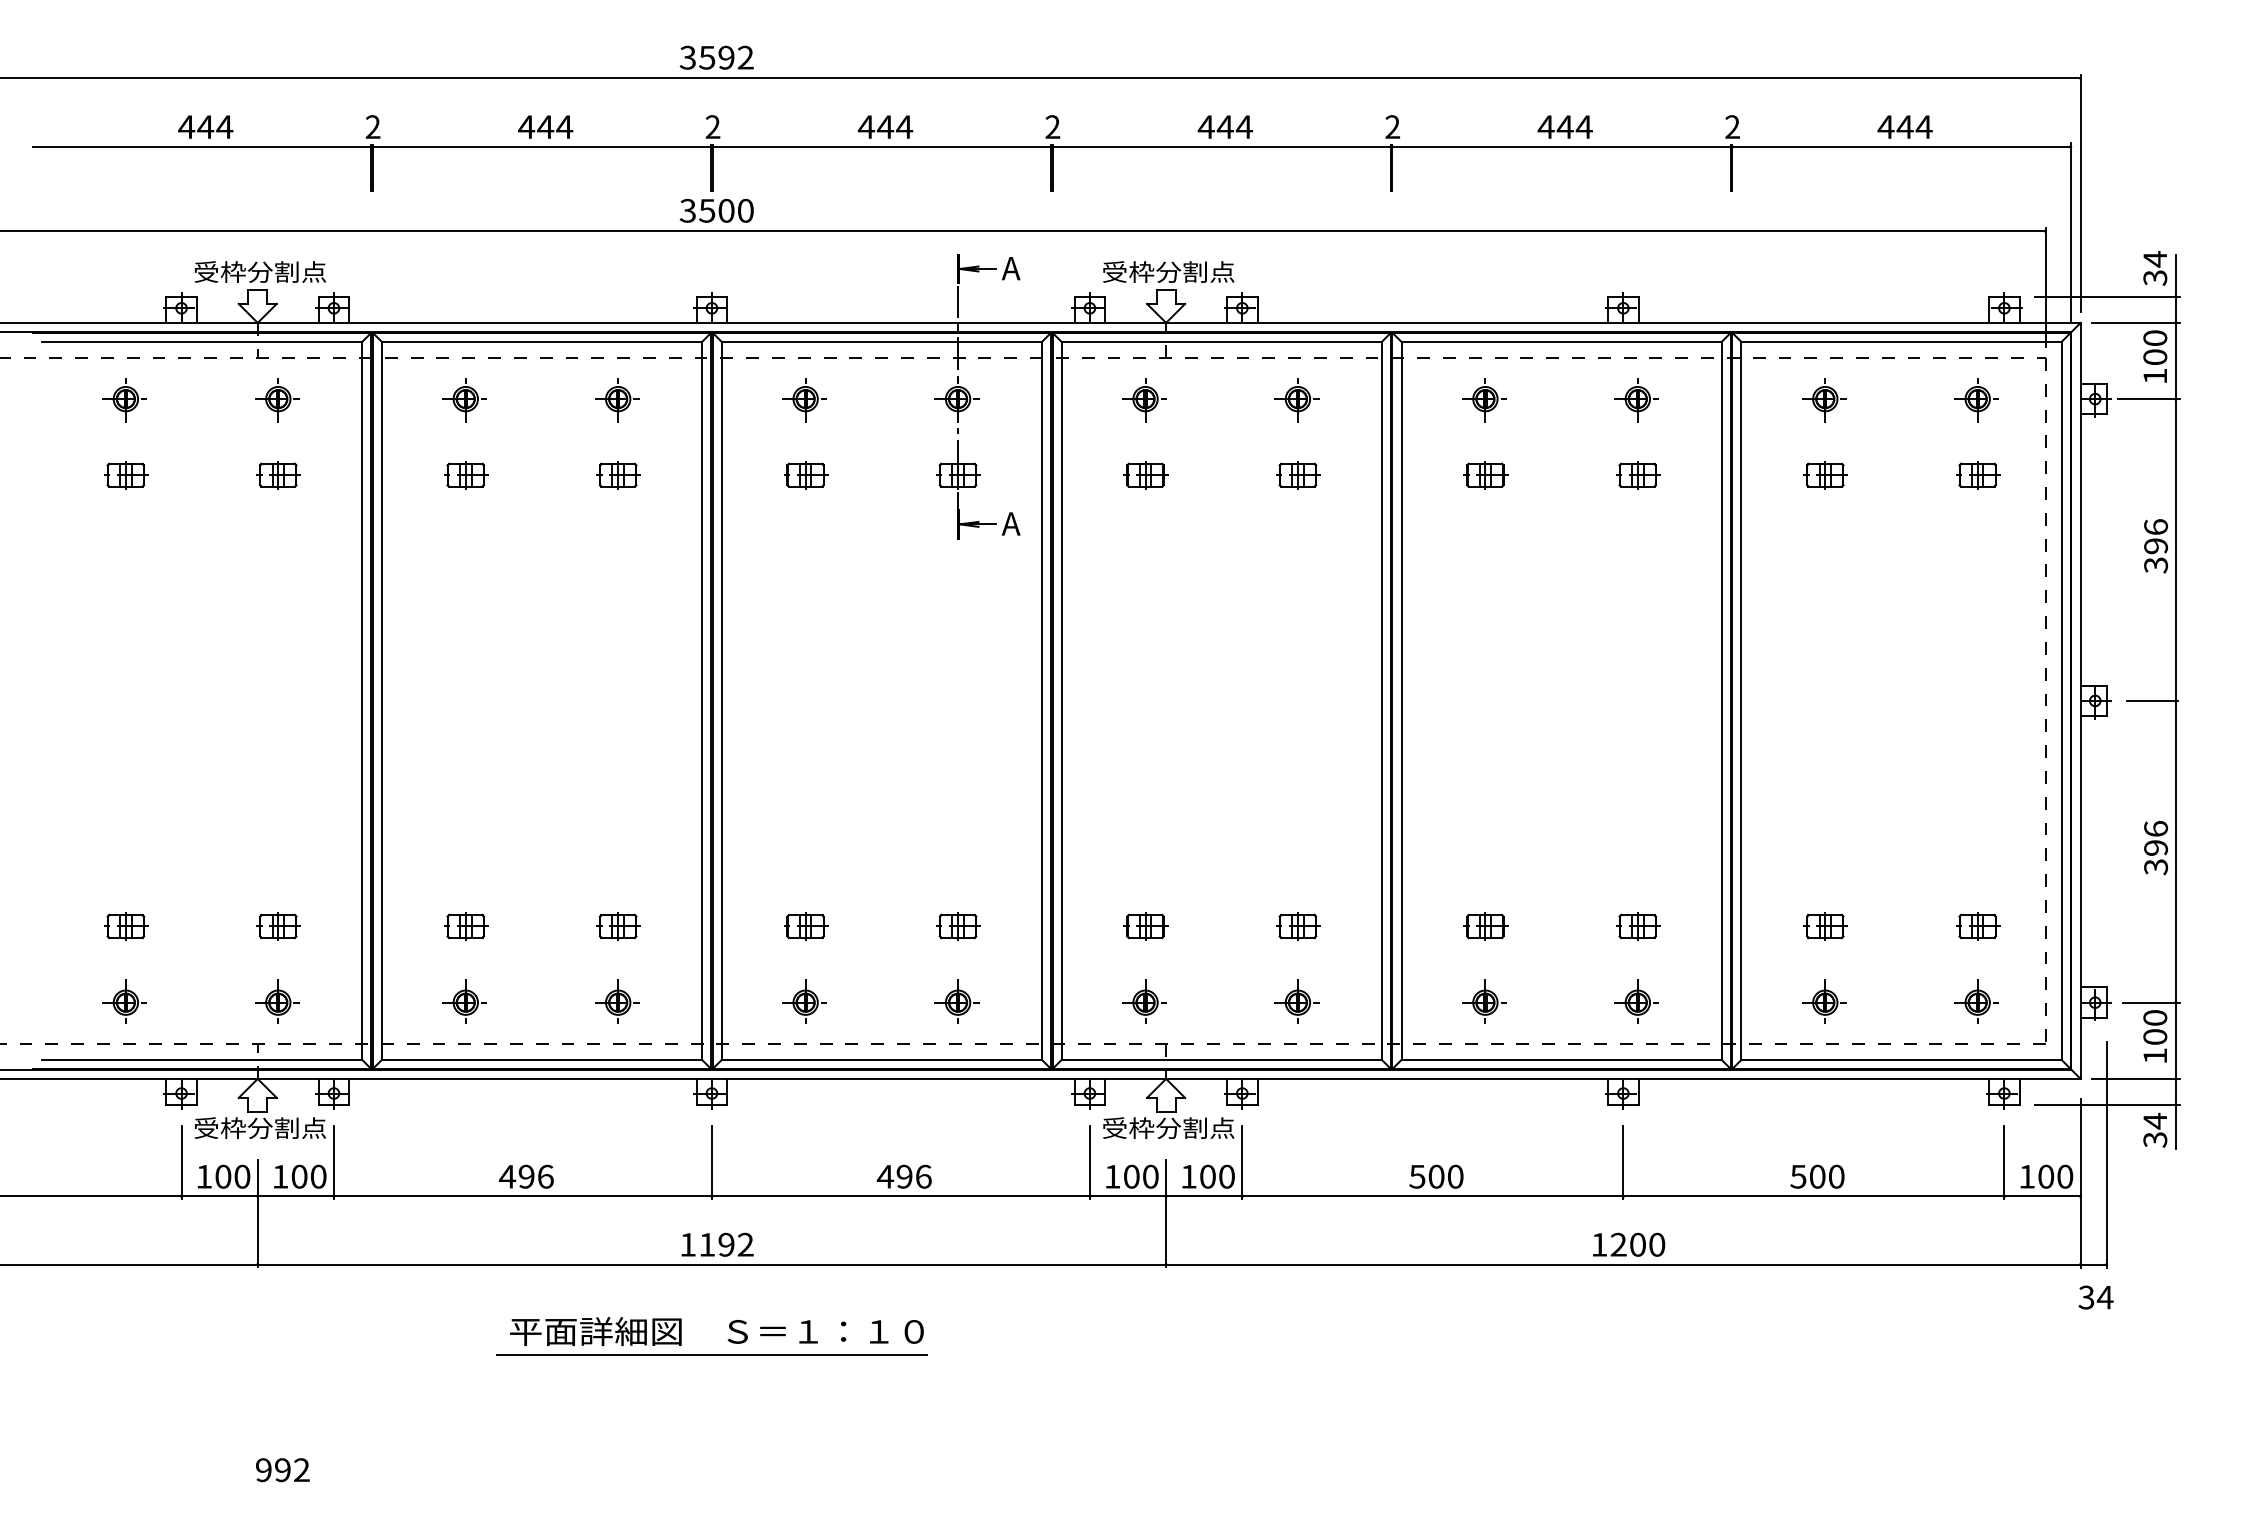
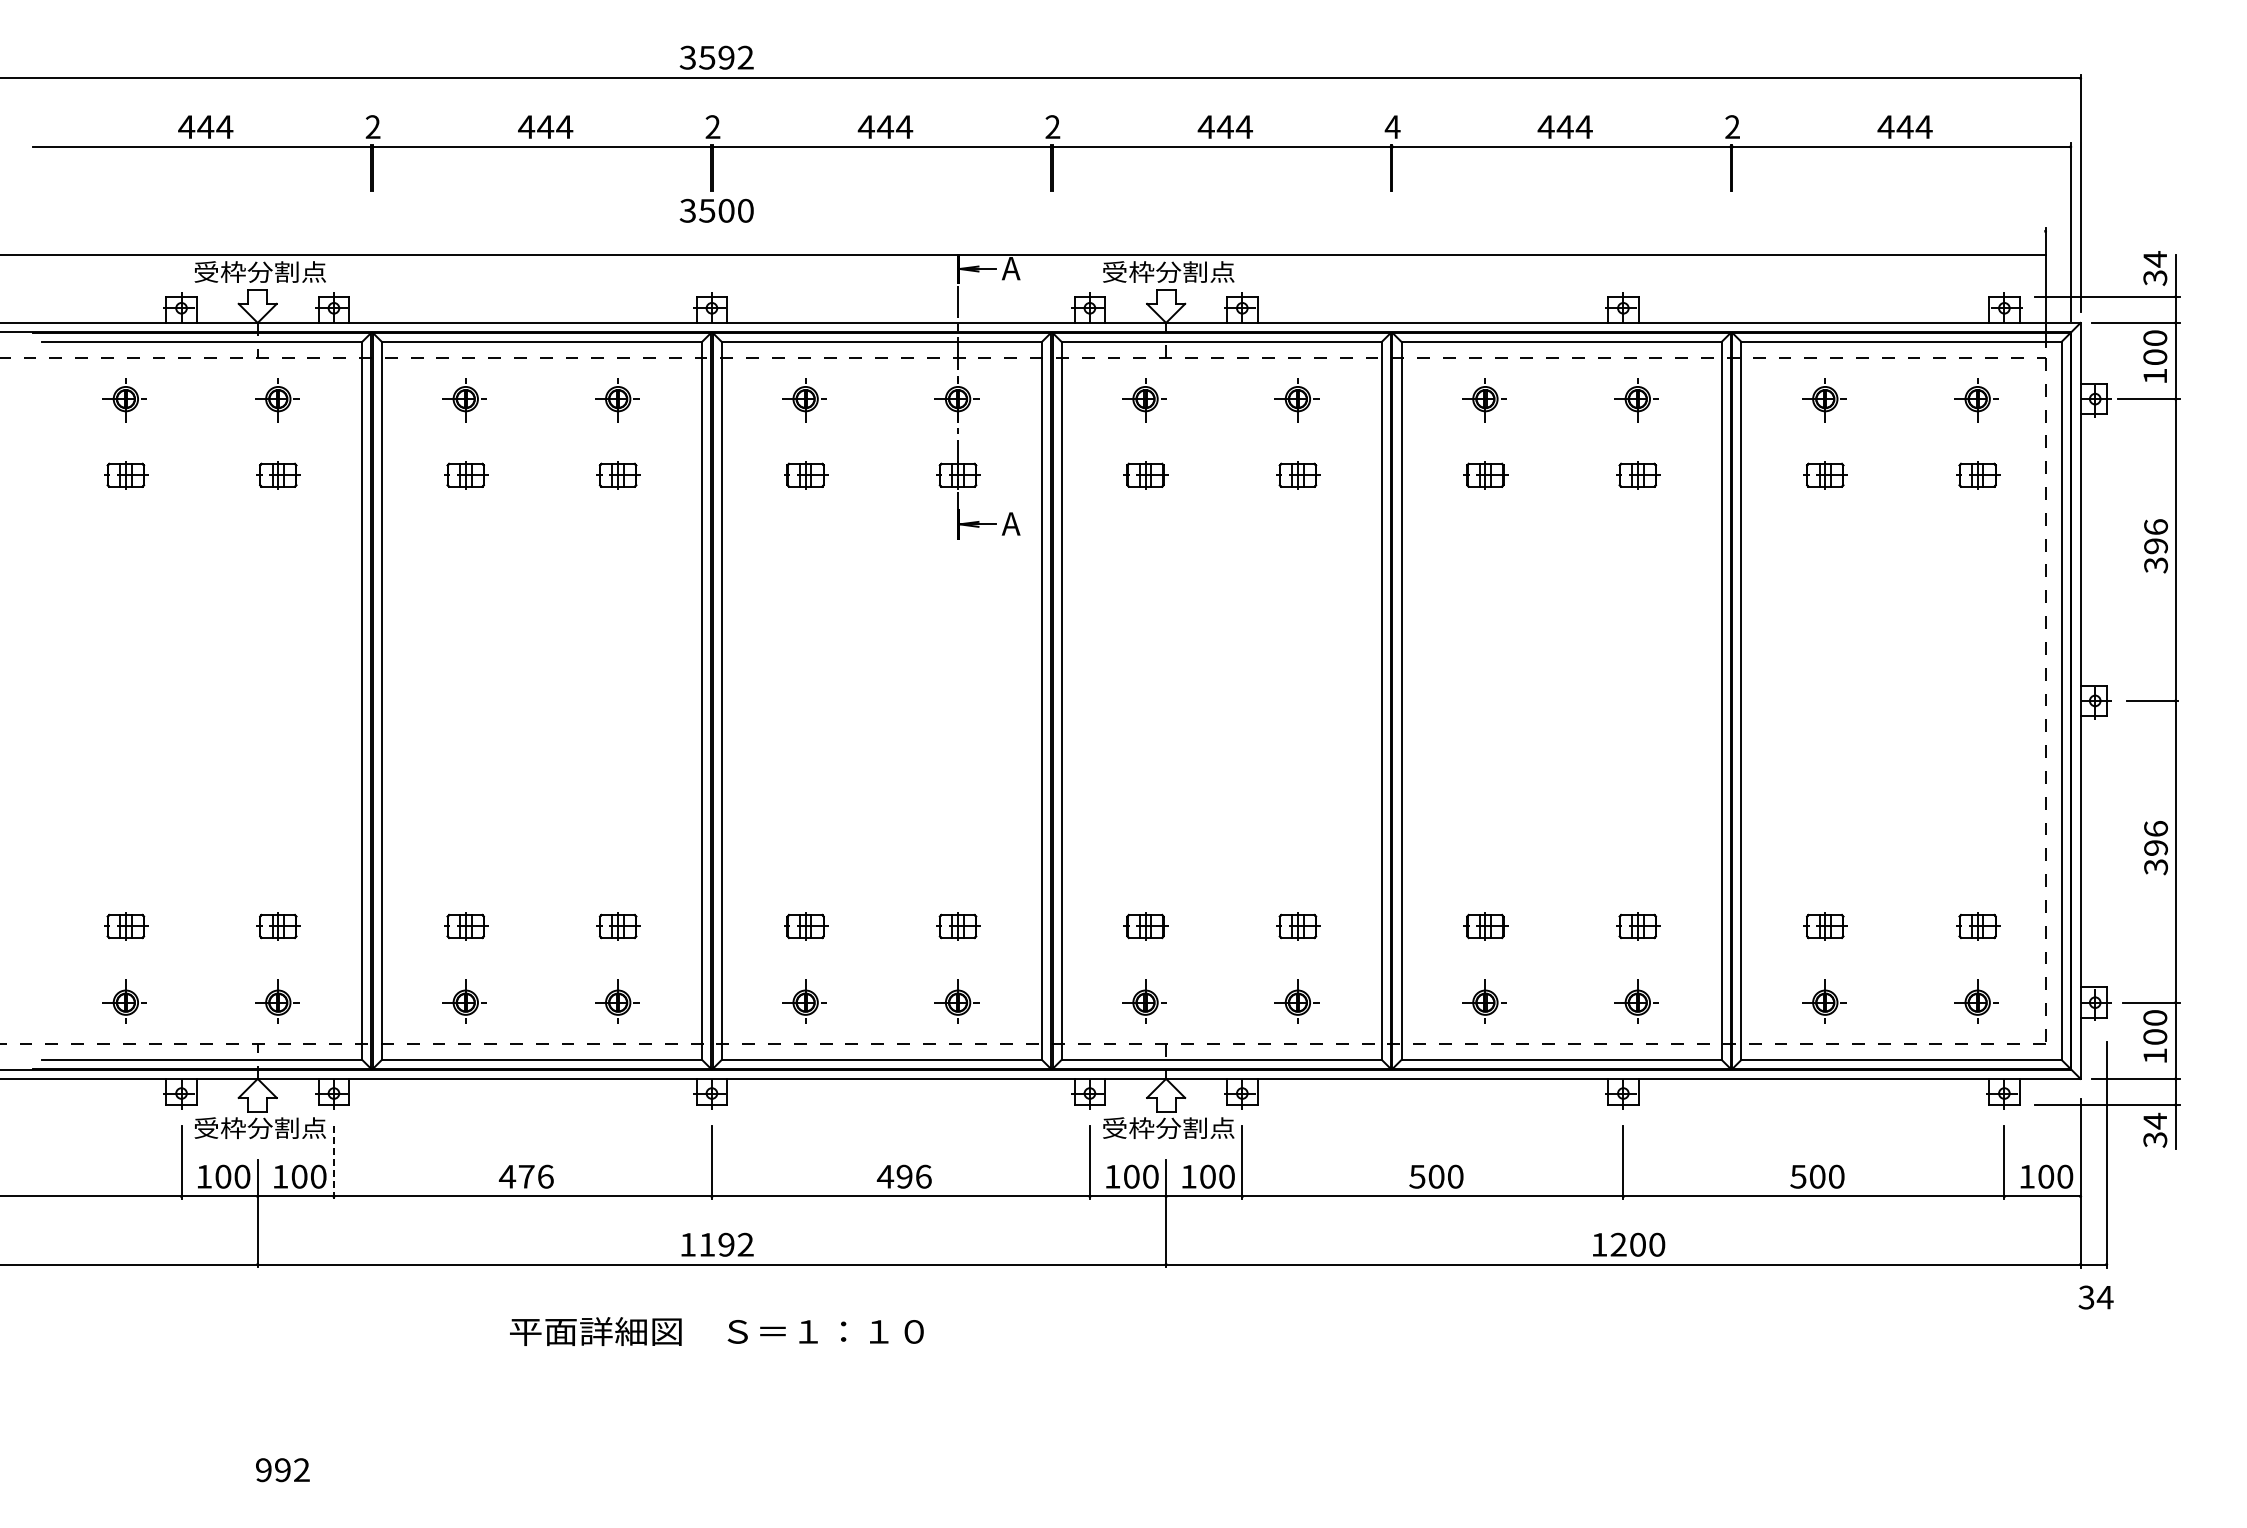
text: 2 -> 4 (1392, 126)
line position: (1023, 231) -> (1023, 255) (1023, 255)
line: solid -> dashed (333, 1162)
text: 496 -> 476 (526, 1176)
line: present -> none (711, 1355)
